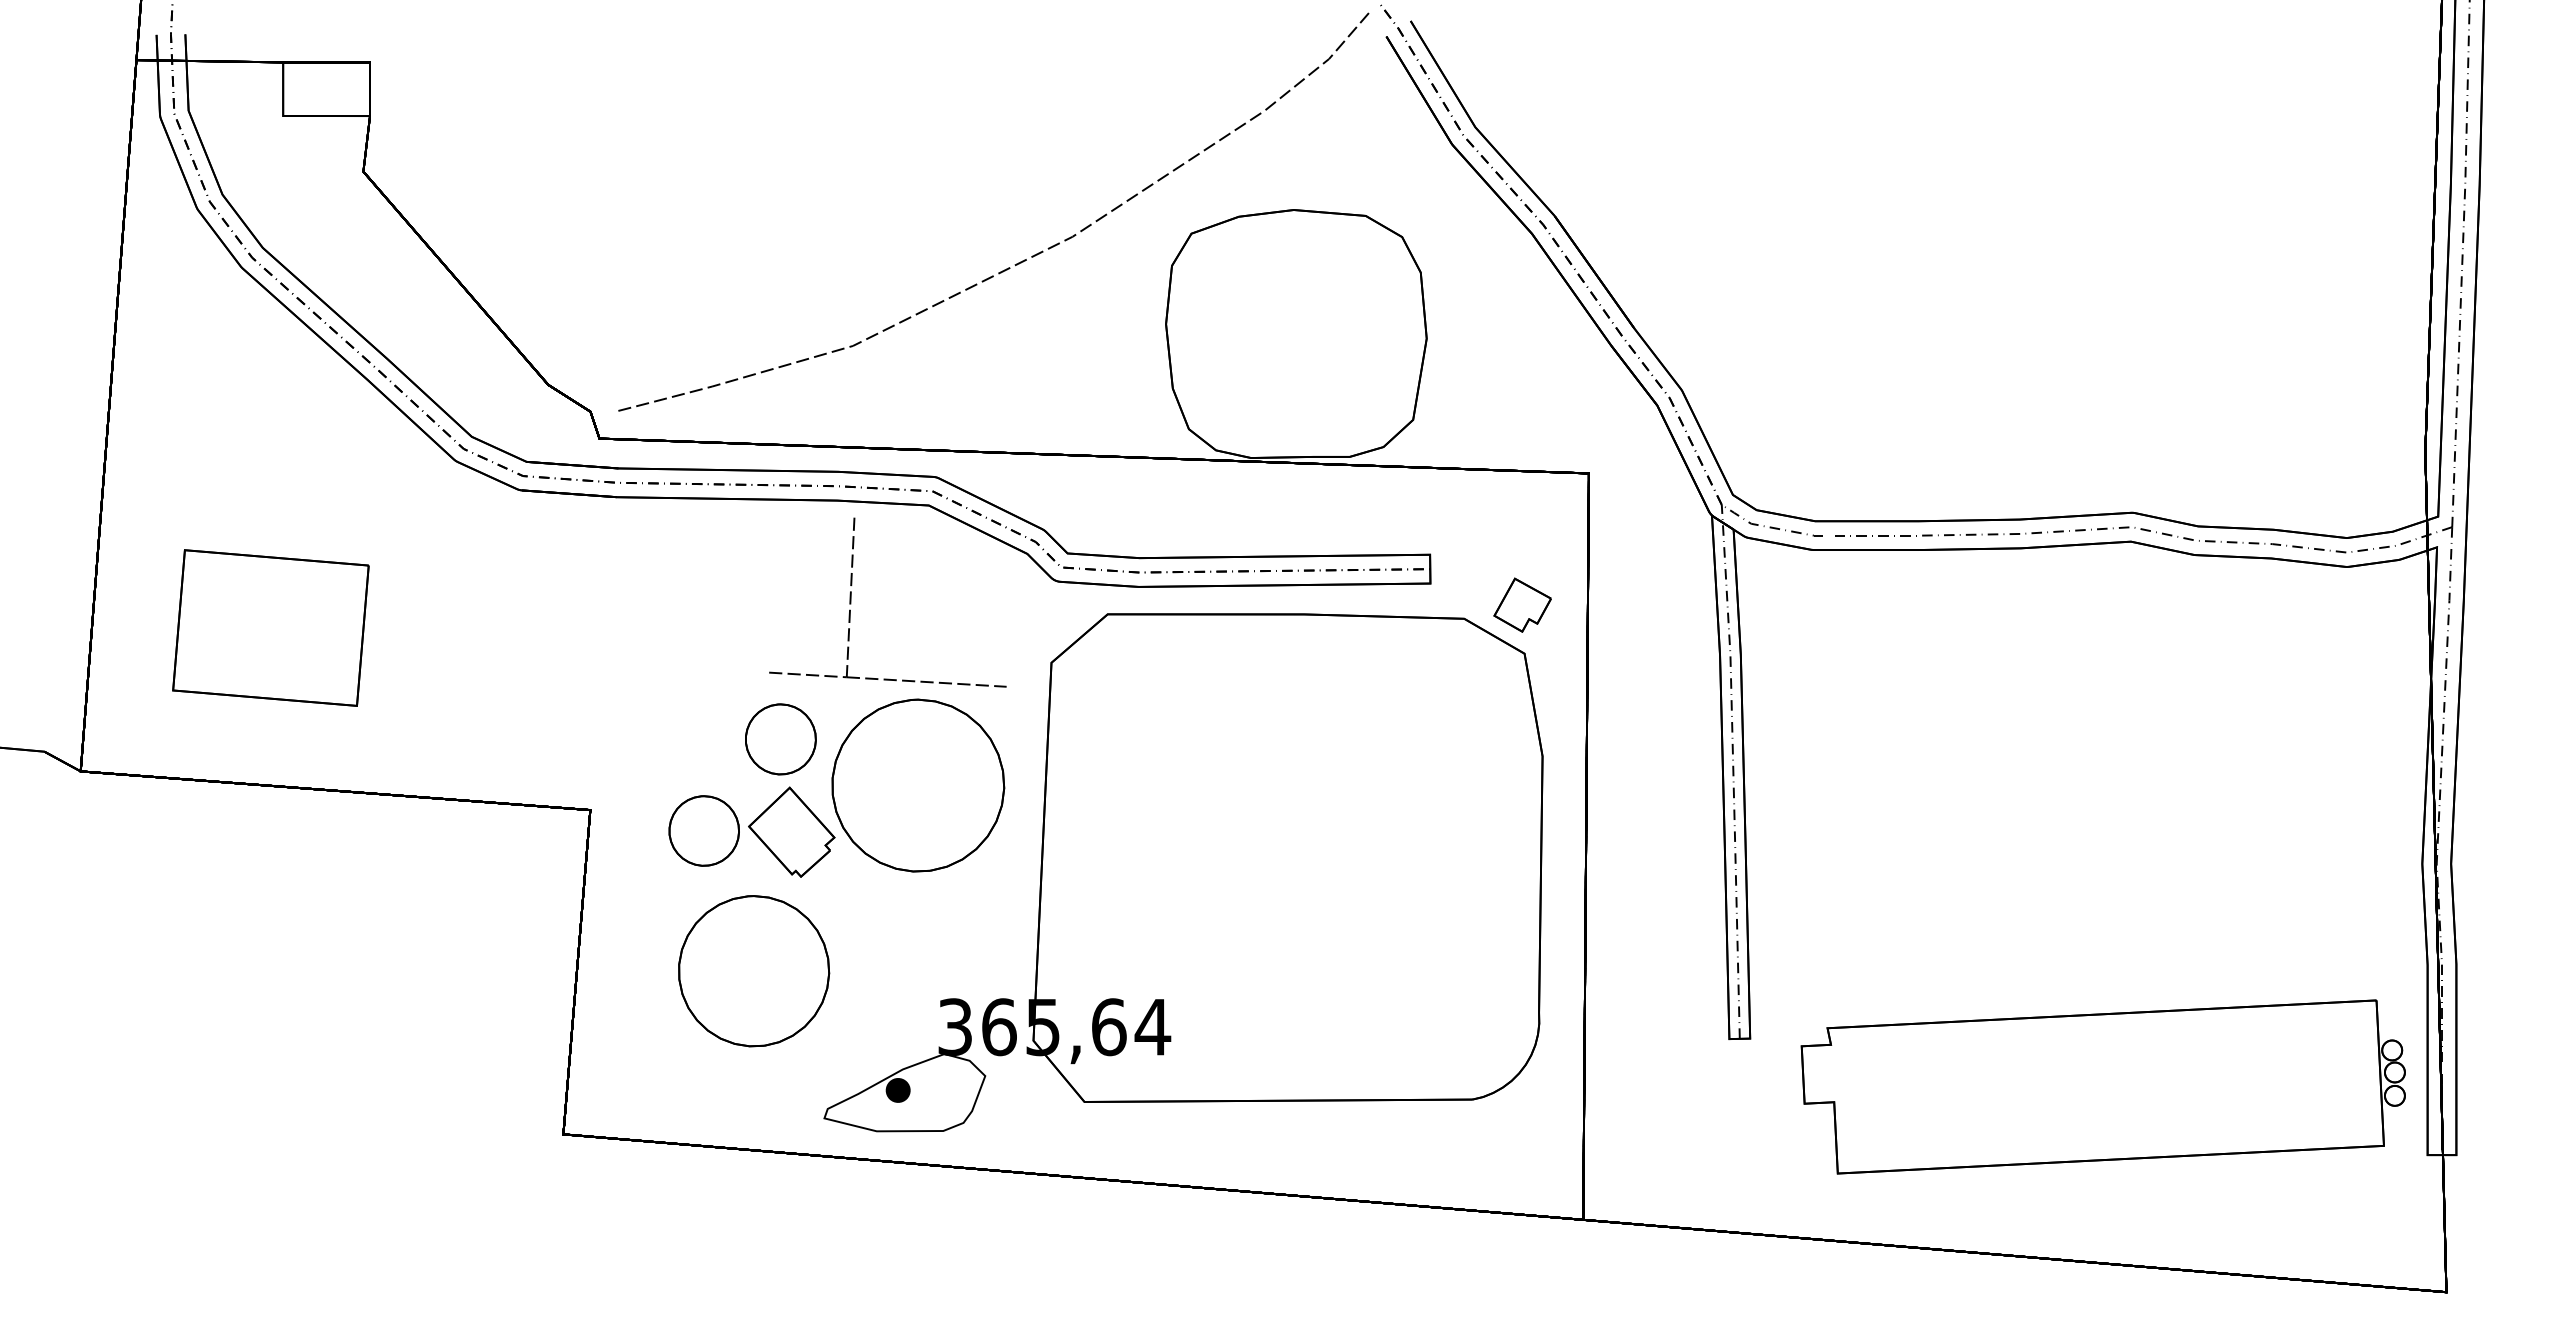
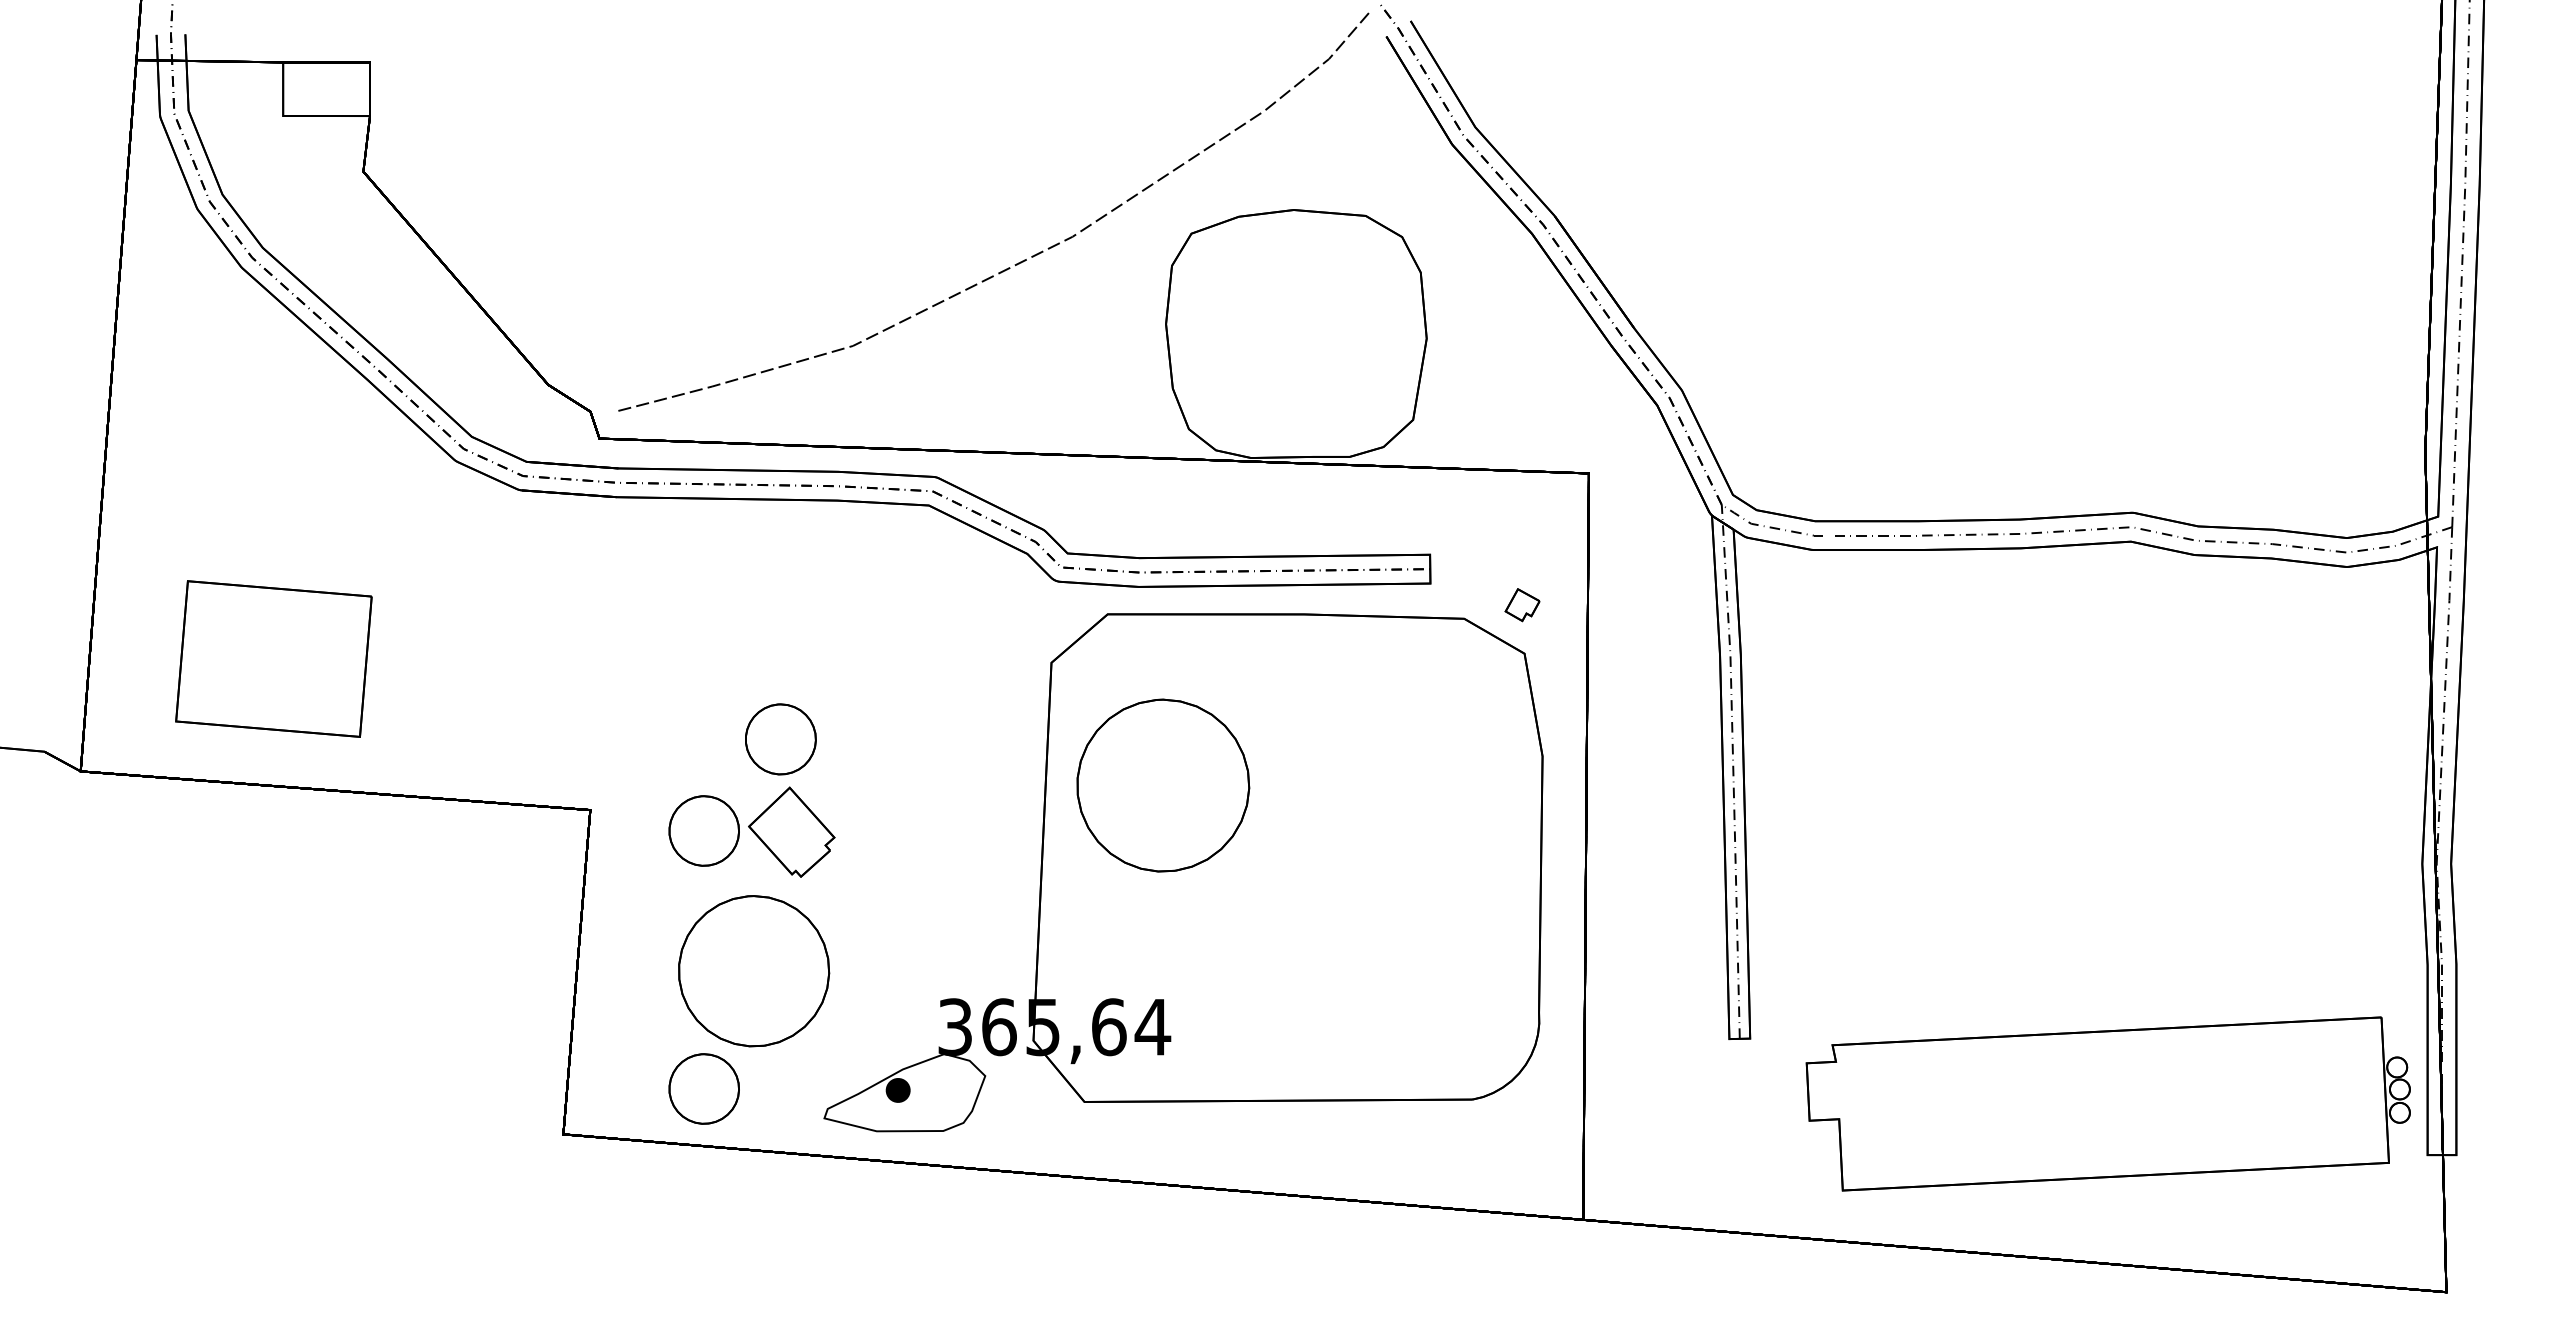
part: present -> none (851, 602)
part size: 59x56 px -> 37x35 px (1522, 605)
part position: (270, 627) -> (273, 658) (273, 658)
part position: (918, 785) -> (1163, 785) (1163, 785)
part position: (2102, 1086) -> (2107, 1103) (2107, 1103)
part: none -> present (703, 1088)
